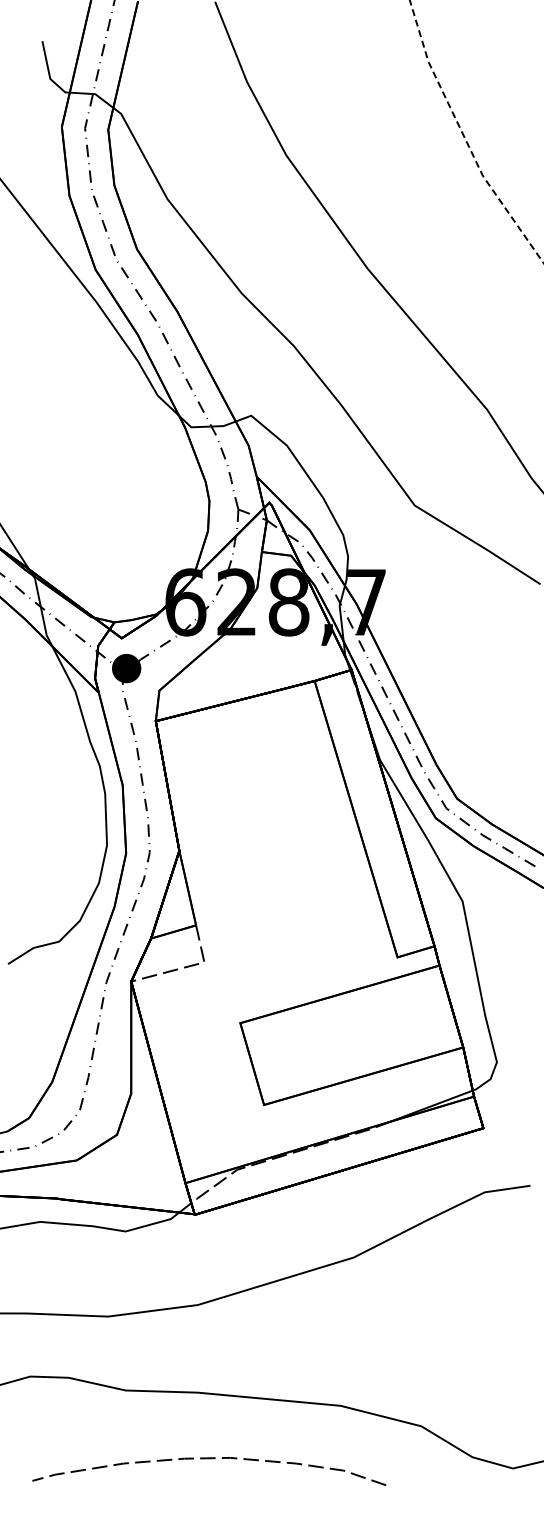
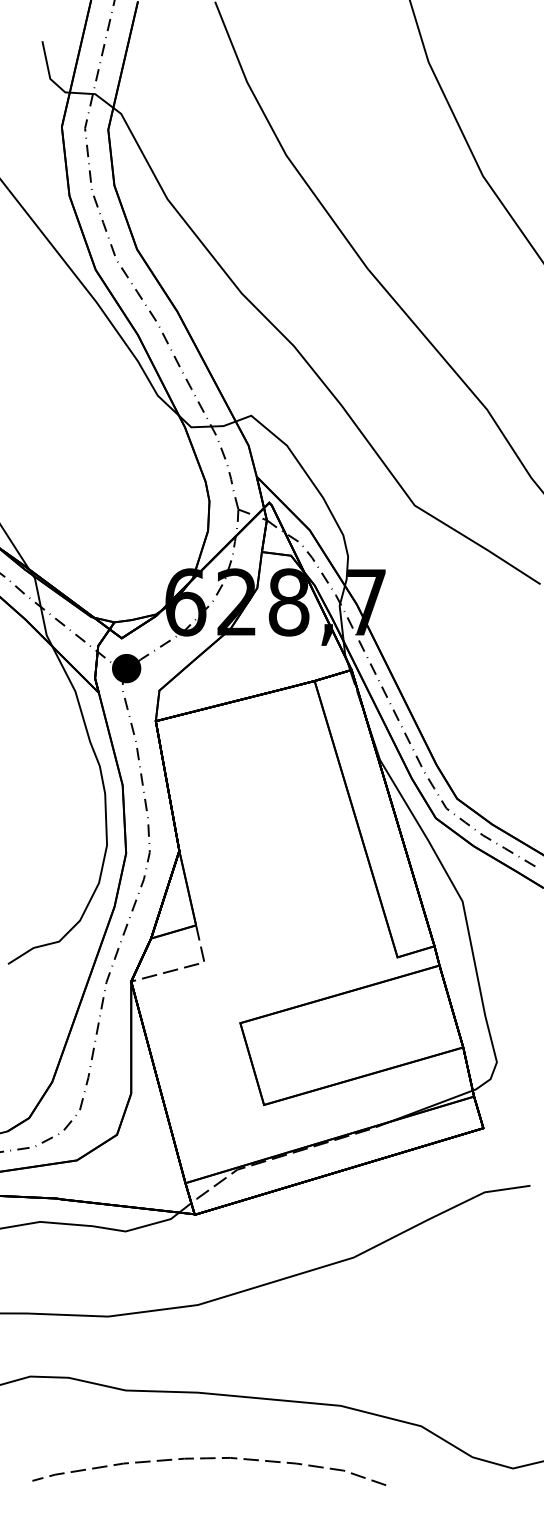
line: dashed -> solid (464, 137)
